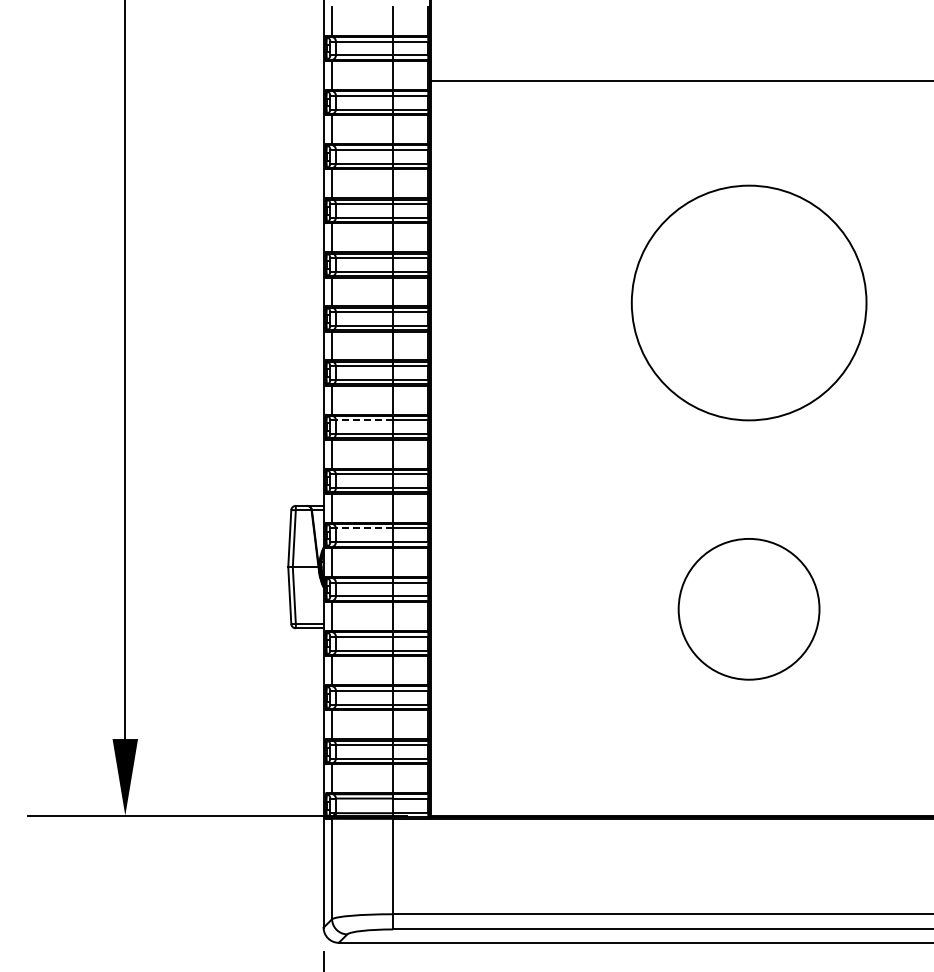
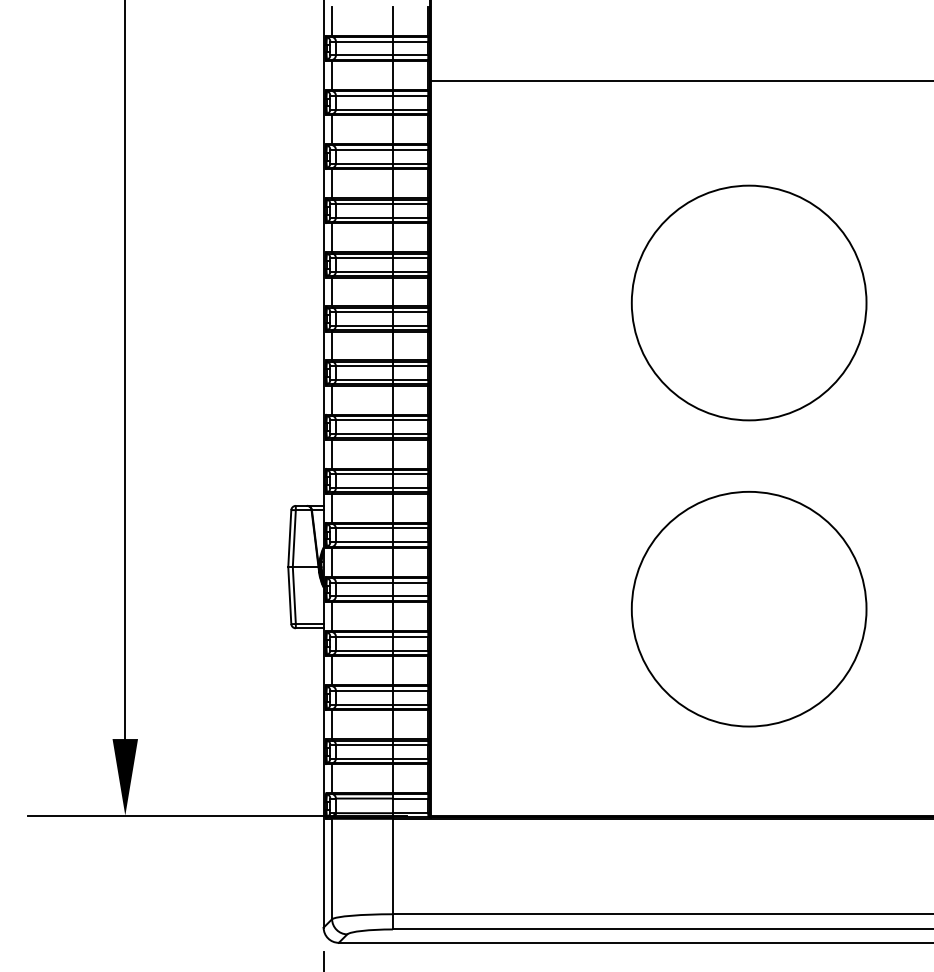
line: dashed -> solid (363, 420)
line: dashed -> solid (363, 528)
circle size: 144x143 px -> 238x237 px (748, 609)
